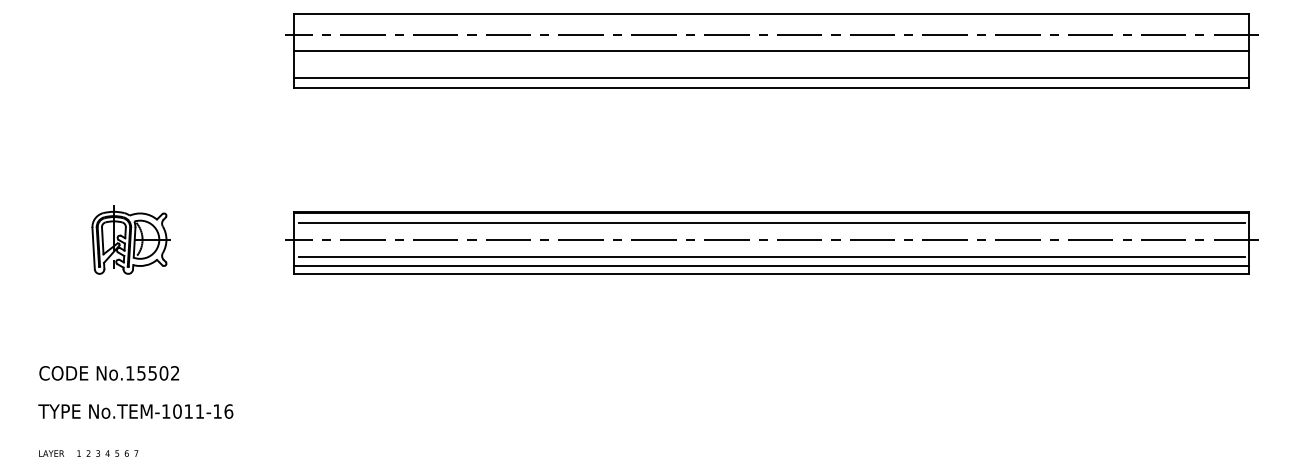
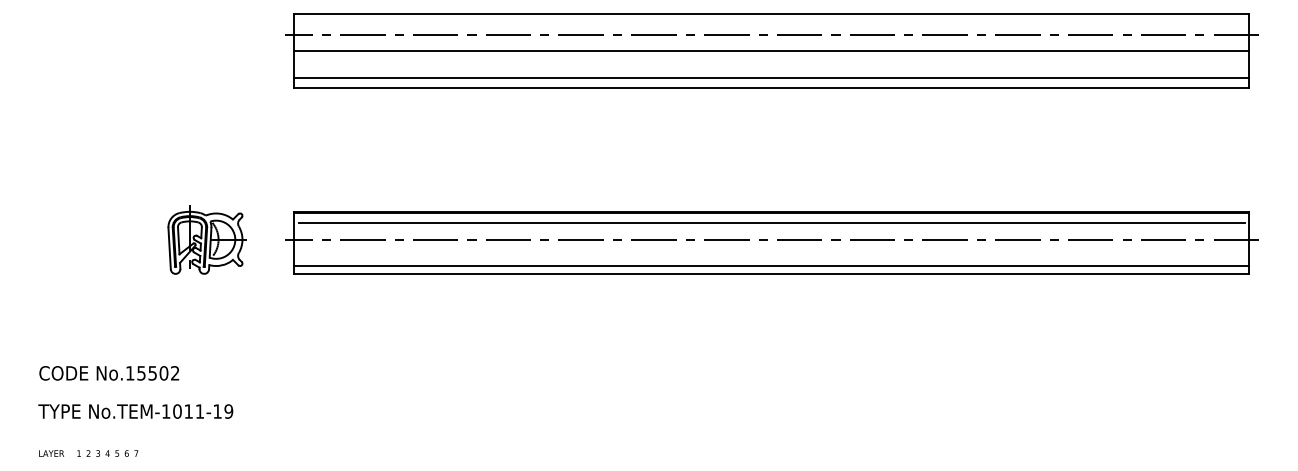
part position: (130, 239) -> (206, 239) (206, 239)
line: present -> none (771, 256)
text: No.TEM-1011-16 -> No.TEM-1011-19 (228, 411)
